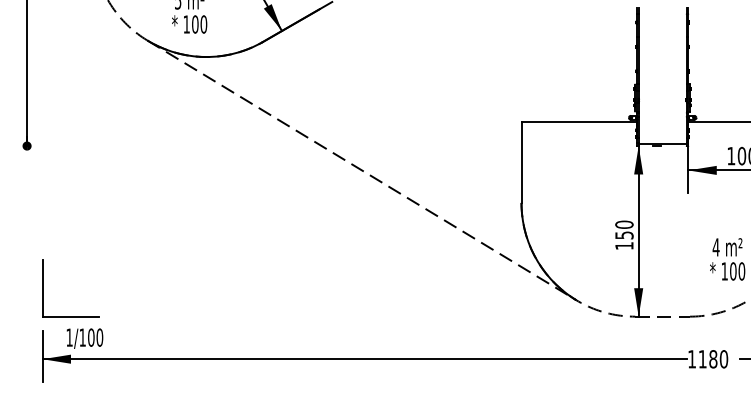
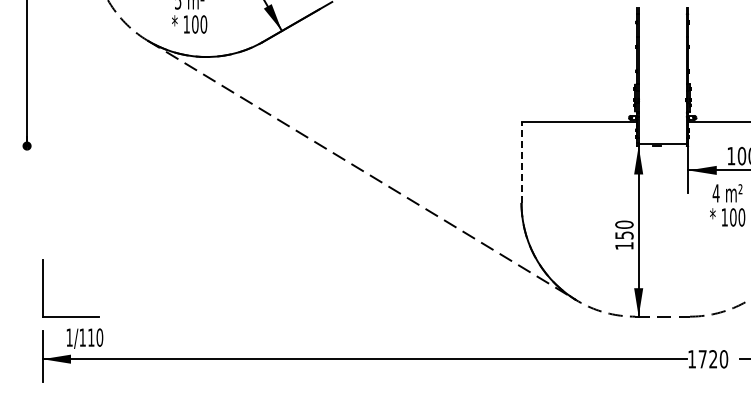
line: solid -> dashed (521, 162)
text position: (727, 259) -> (727, 205) (727, 205)
text: 1/100 -> 1/110 (91, 337)
text: 1180 -> 1720 (707, 359)
